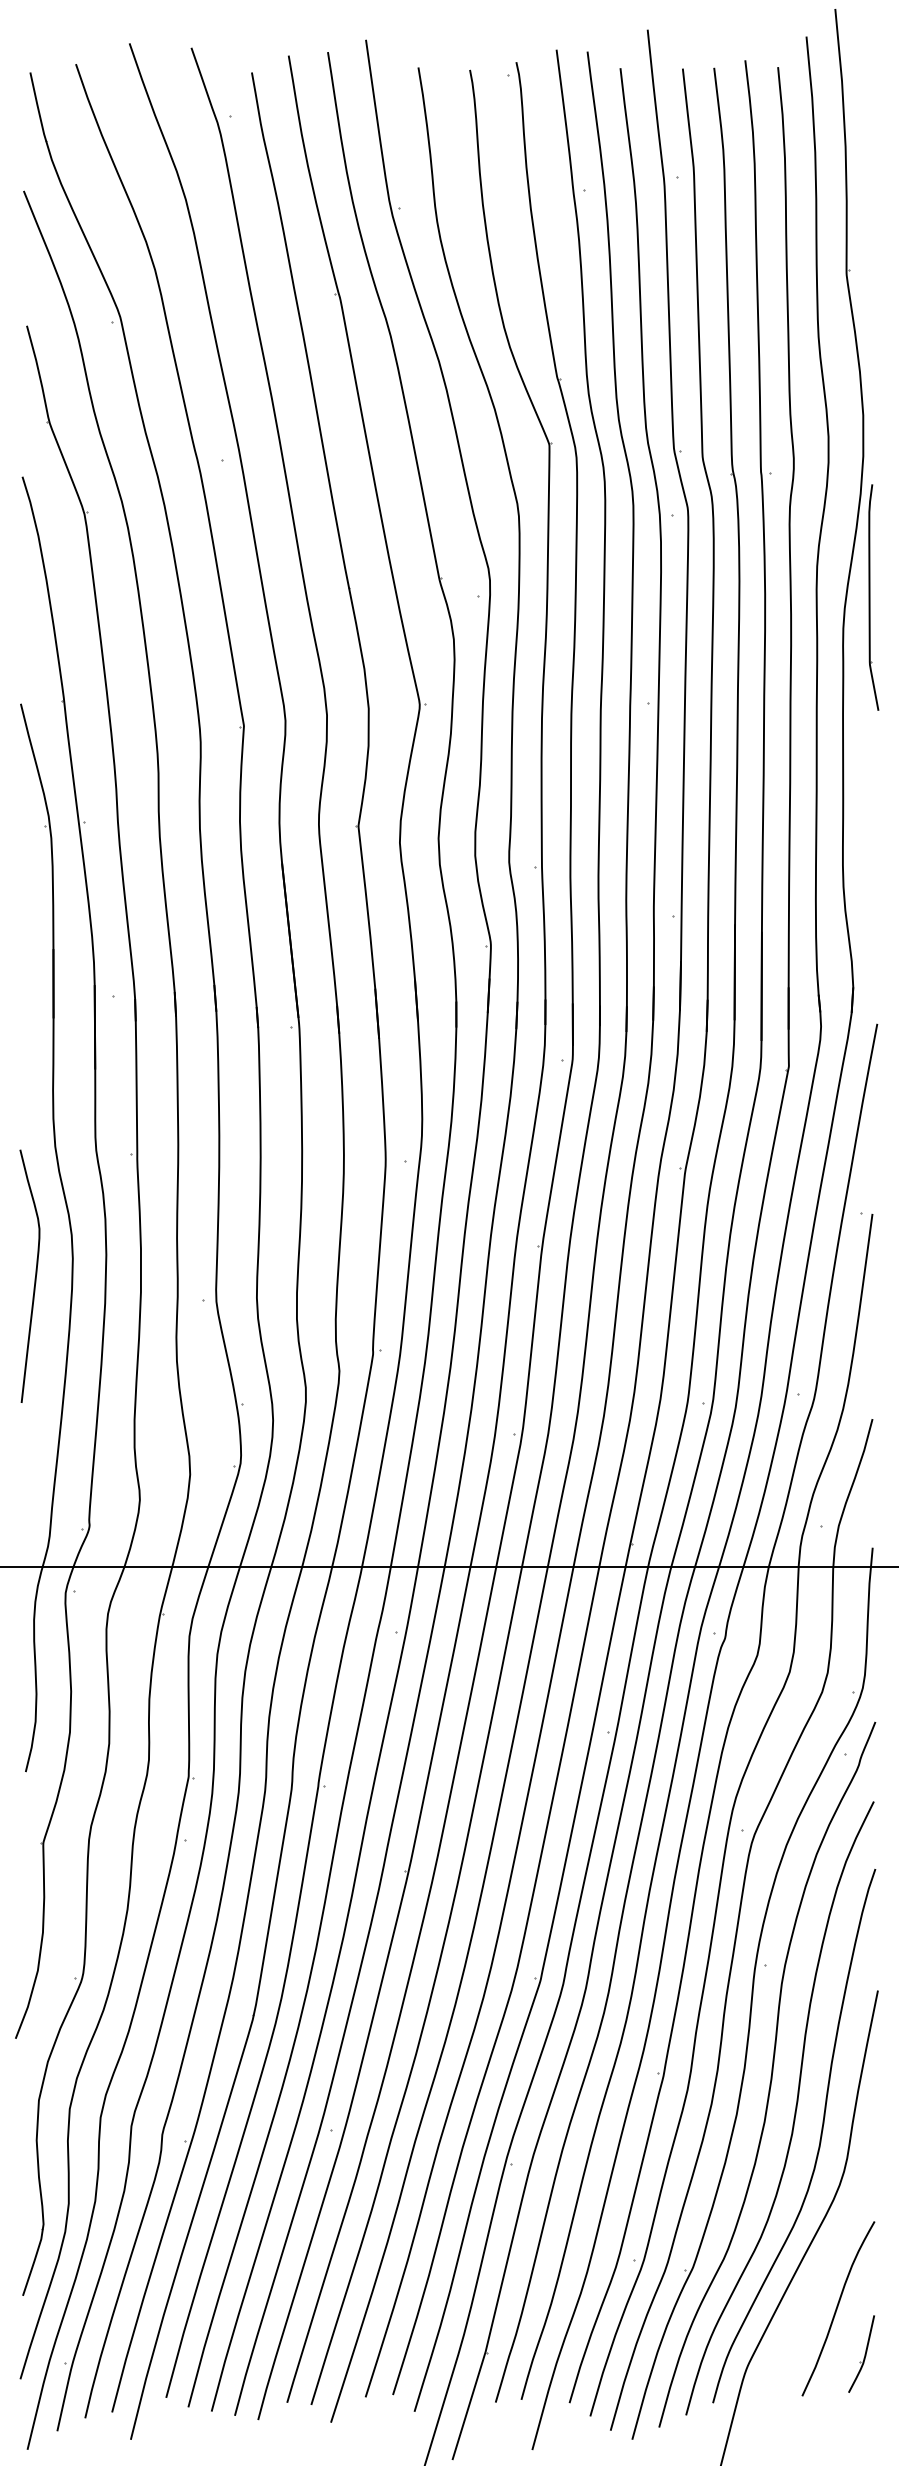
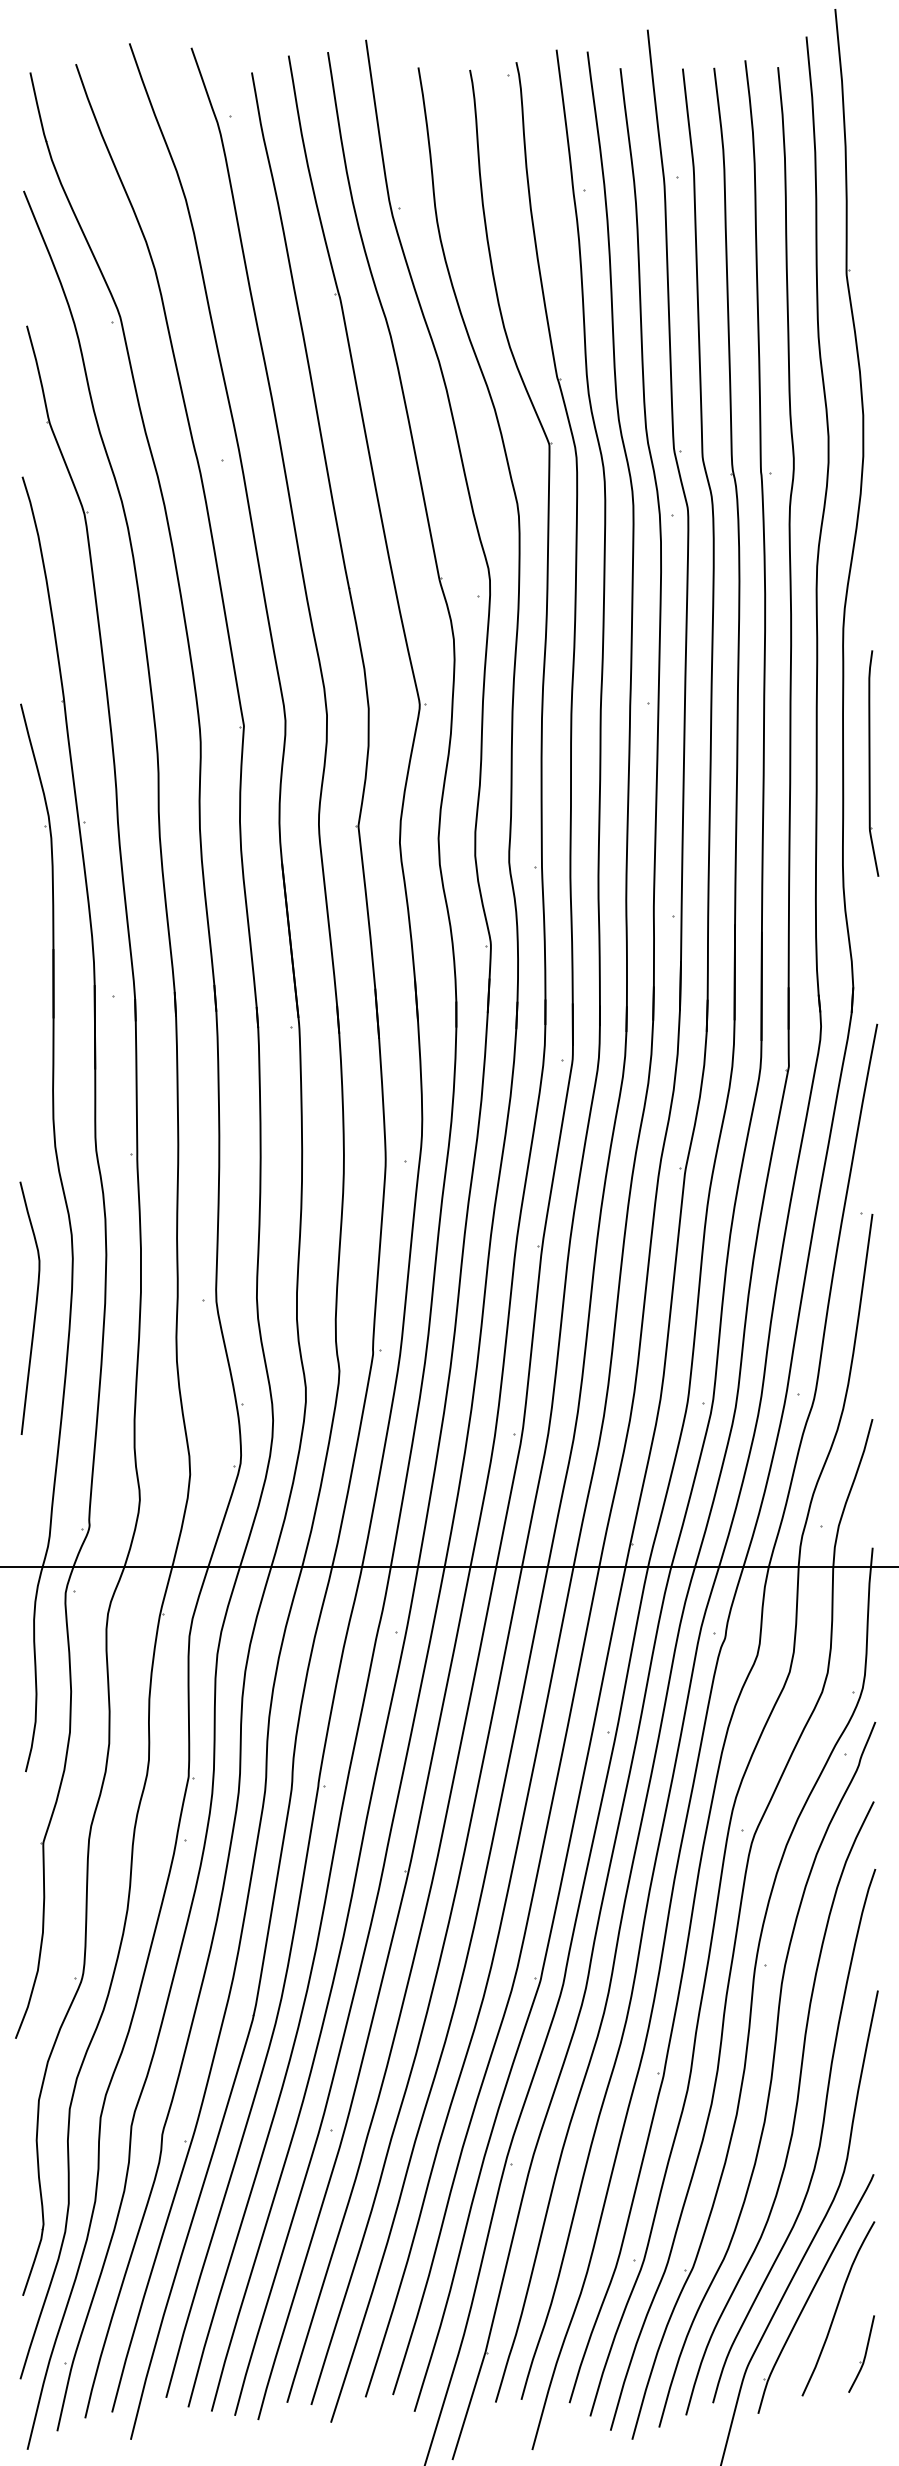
part position: (873, 597) -> (873, 763) (873, 763)
curve position: (34, 1278) -> (34, 1310) (34, 1310)
part: none -> present (815, 2293)
